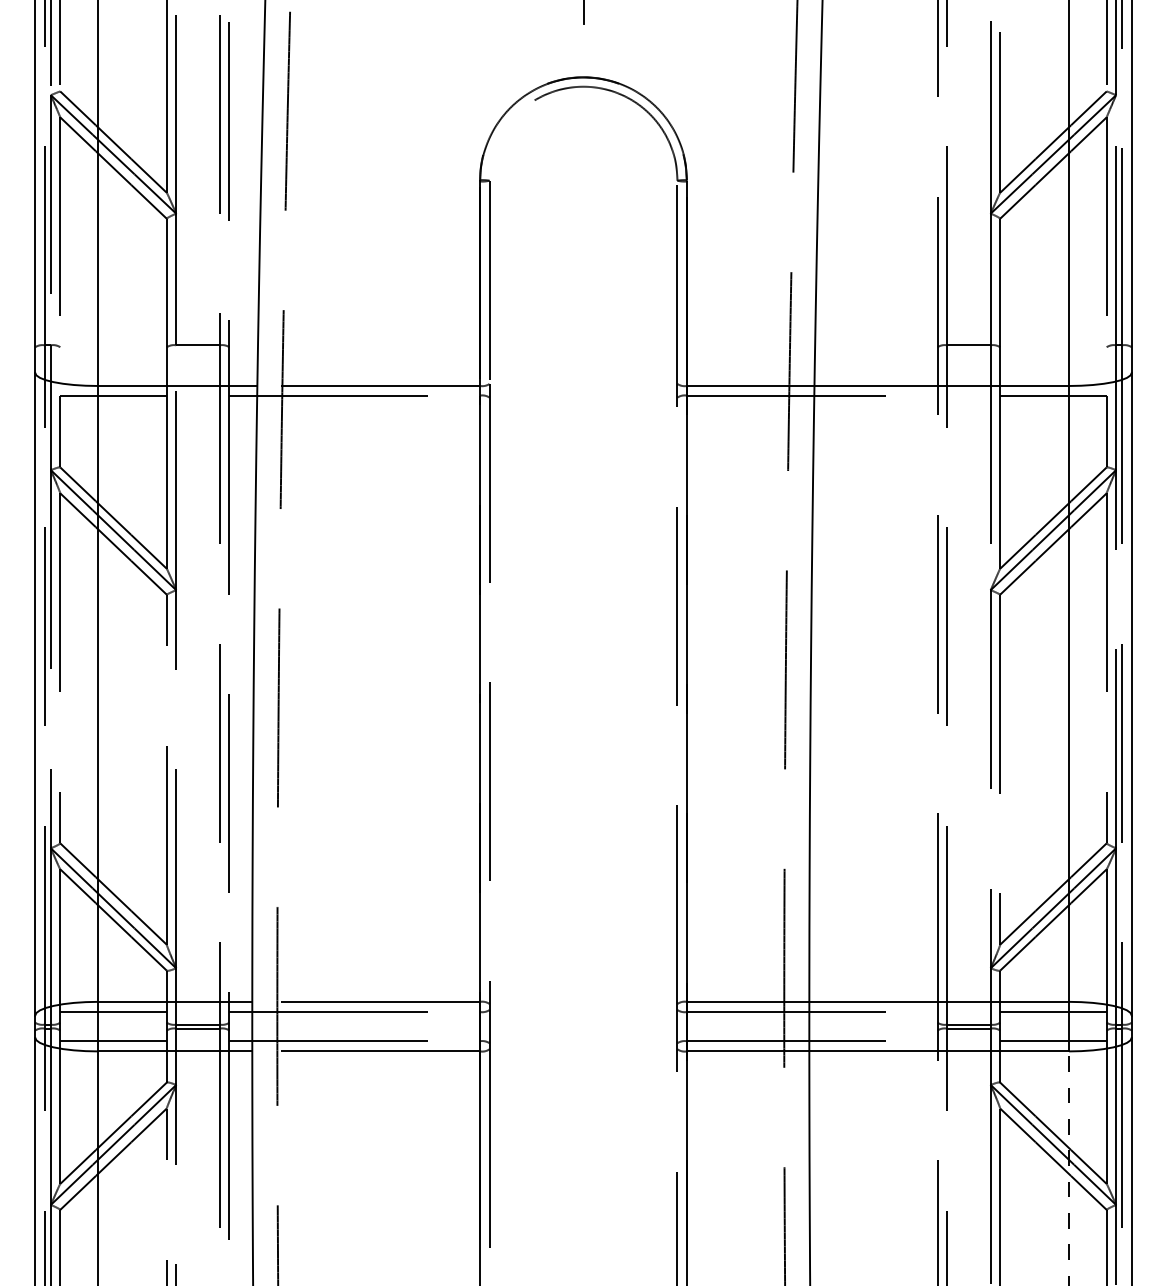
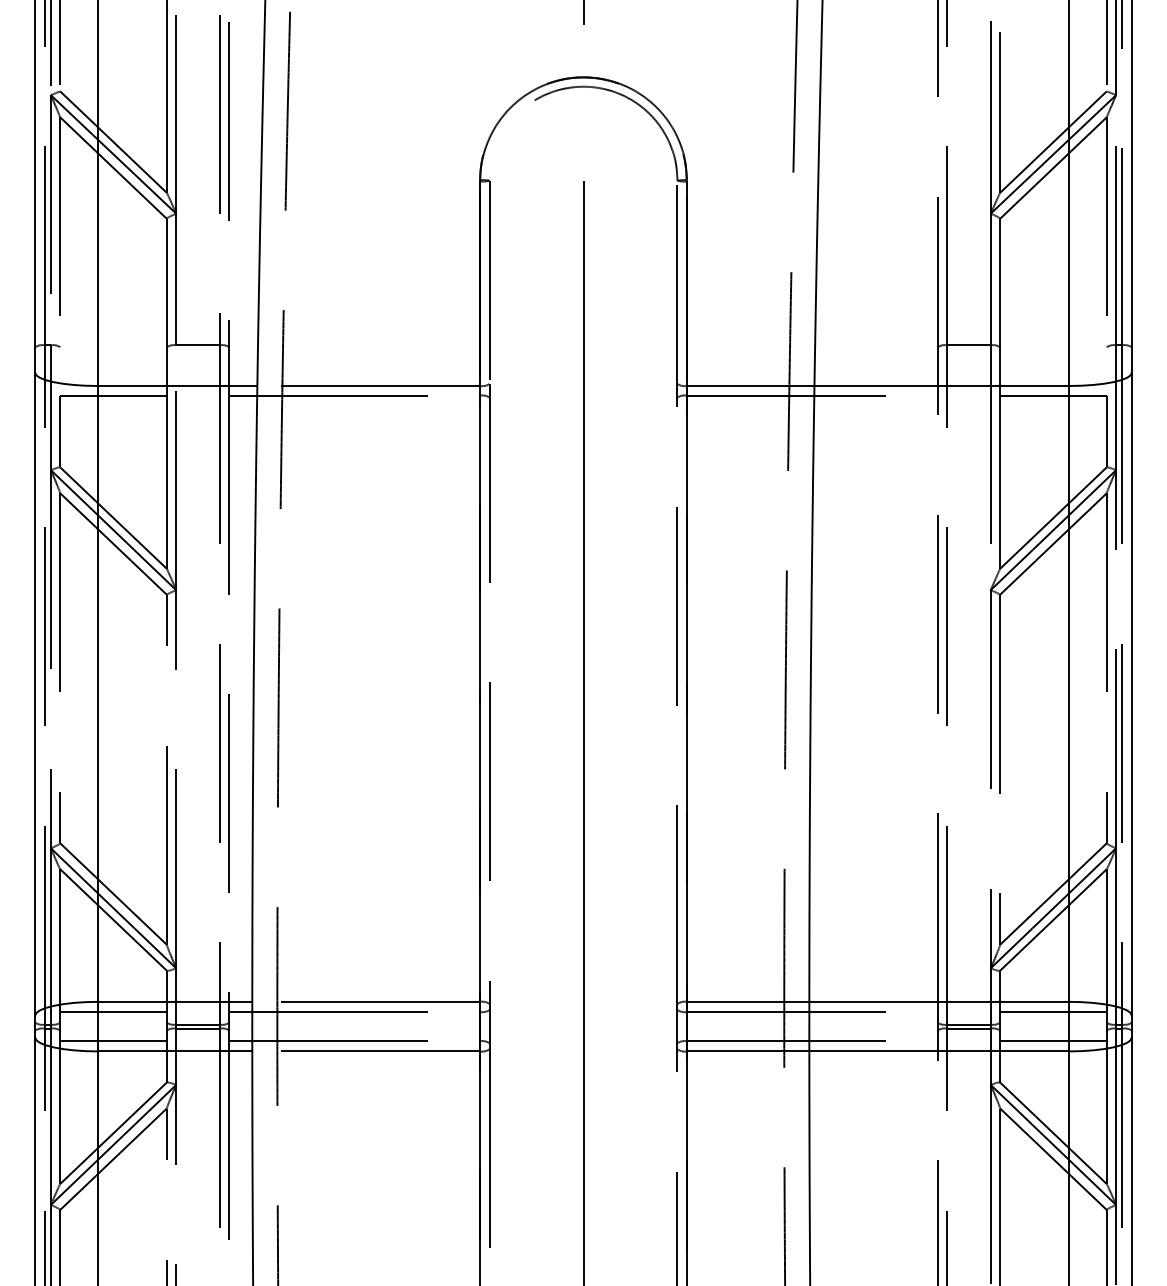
line: none -> present (583, 731)
line: dashed -> solid (1069, 1168)
